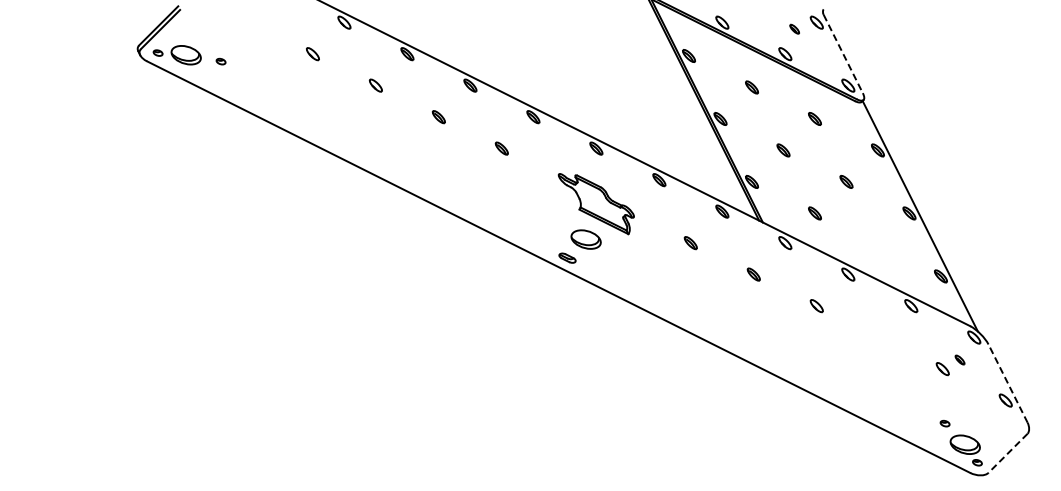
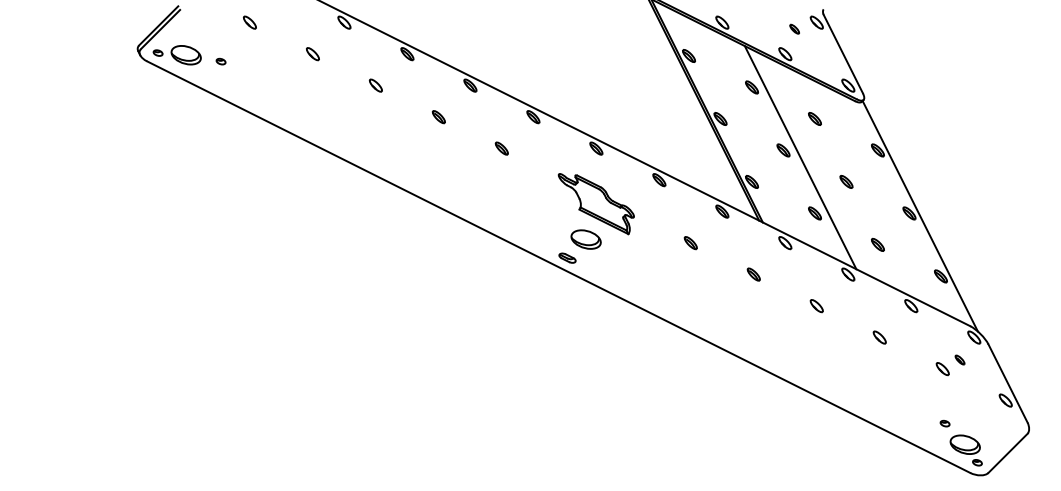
part: none -> present (249, 22)
line: dashed -> solid (843, 54)
line: none -> present (800, 157)
part: none -> present (877, 244)
part: none -> present (879, 337)
line: dashed -> solid (1008, 383)
line: dashed -> solid (1008, 453)
